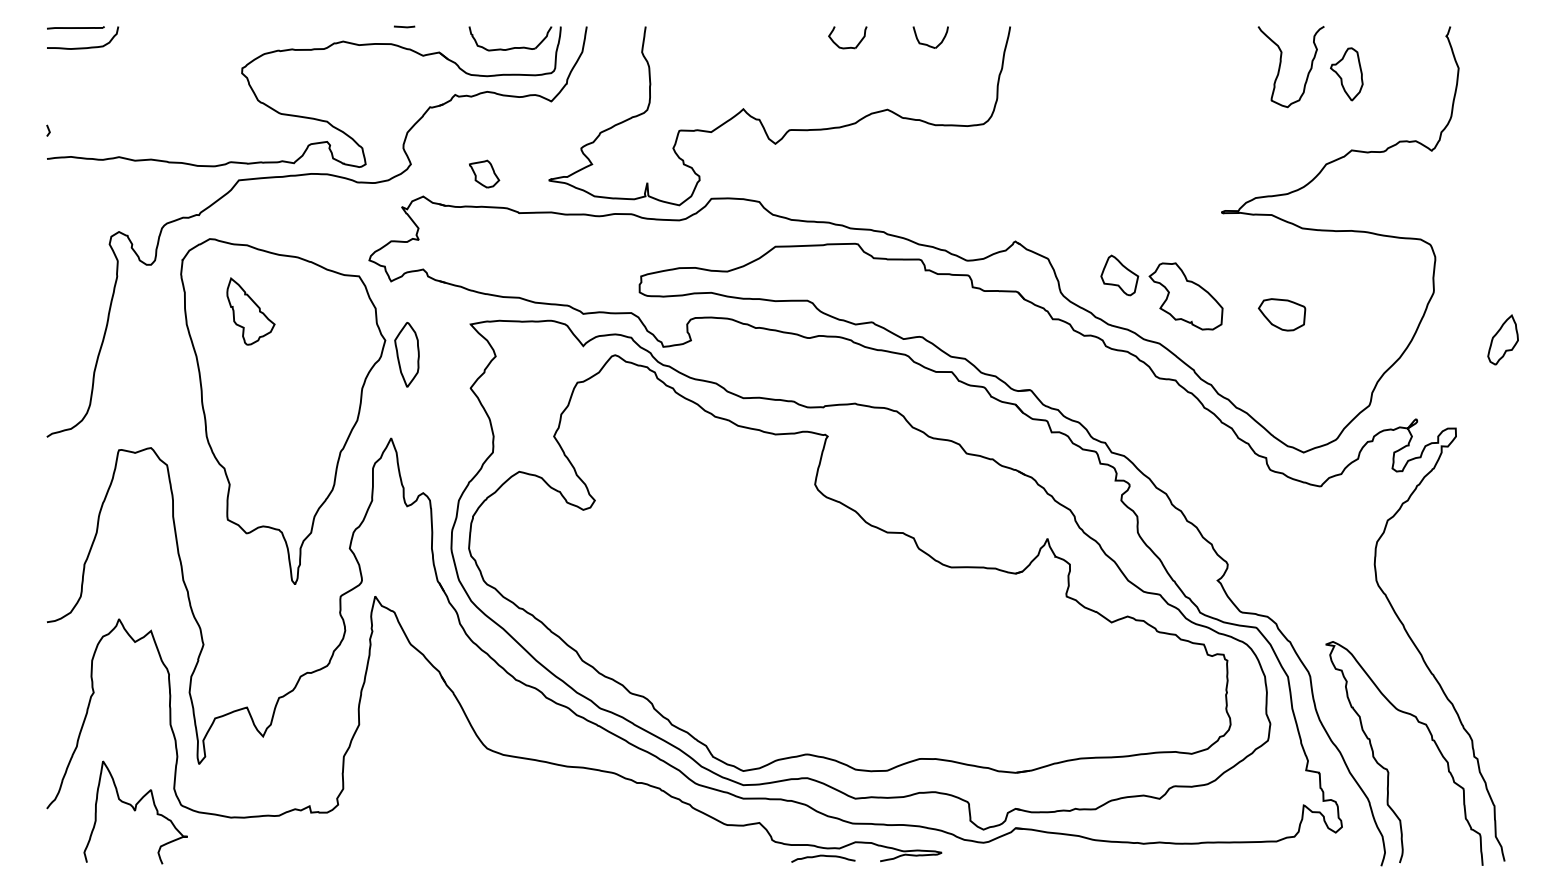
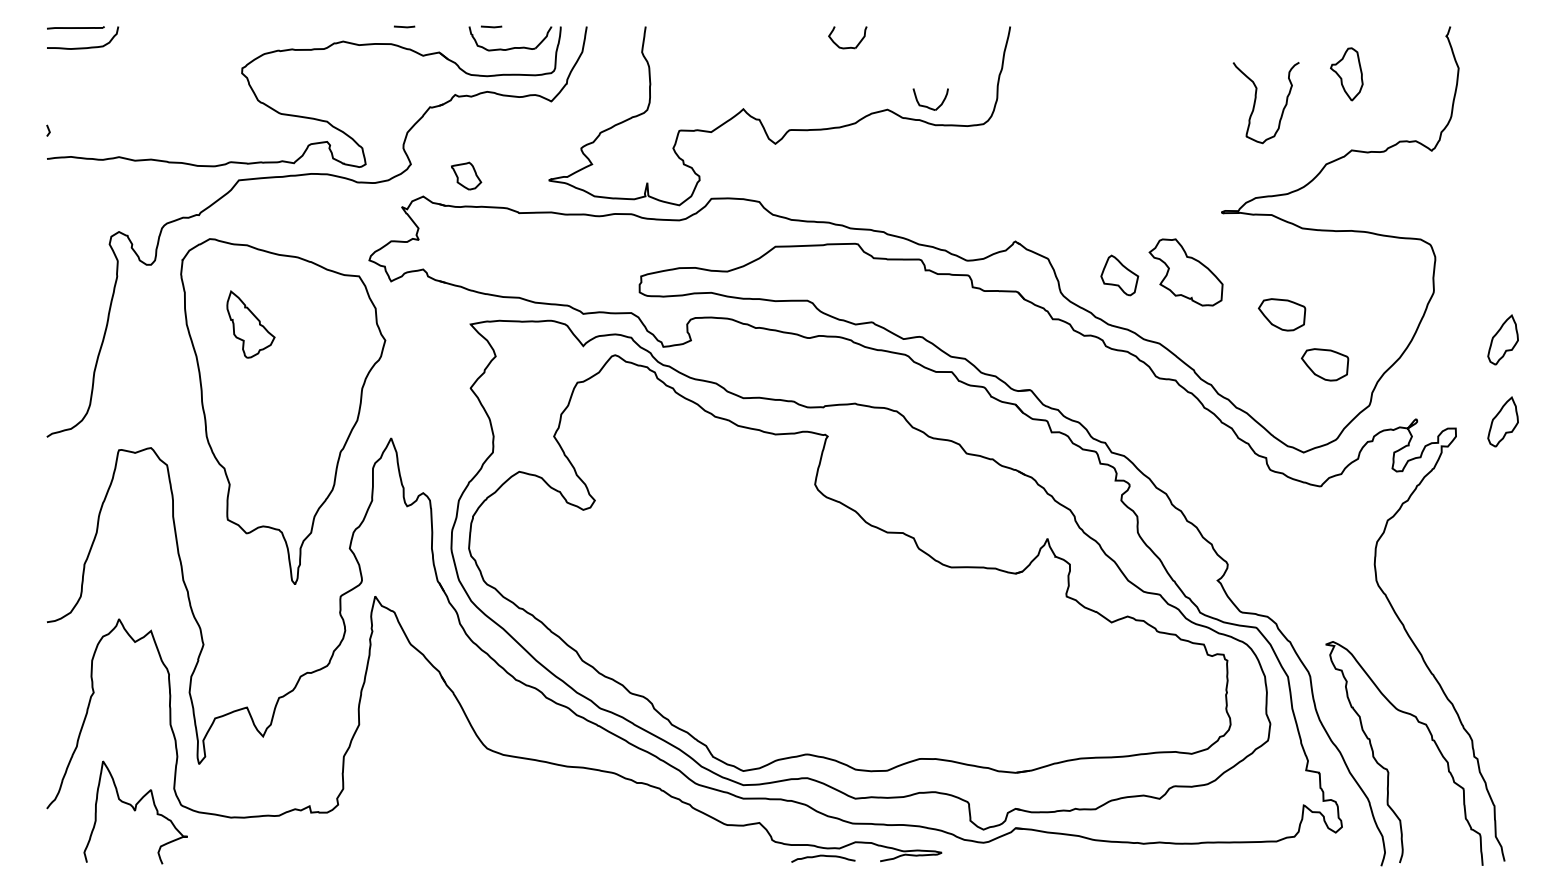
line: none -> present (491, 26)
part position: (928, 44) -> (928, 106) (928, 106)
curve position: (1281, 64) -> (1256, 100) (1256, 100)
part position: (484, 173) -> (466, 175) (466, 175)
part position: (1185, 296) -> (1185, 272) (1185, 272)
part position: (250, 311) -> (250, 324) (250, 324)
part: present -> none (406, 354)
part: none -> present (1325, 364)
part: none -> present (1502, 421)
